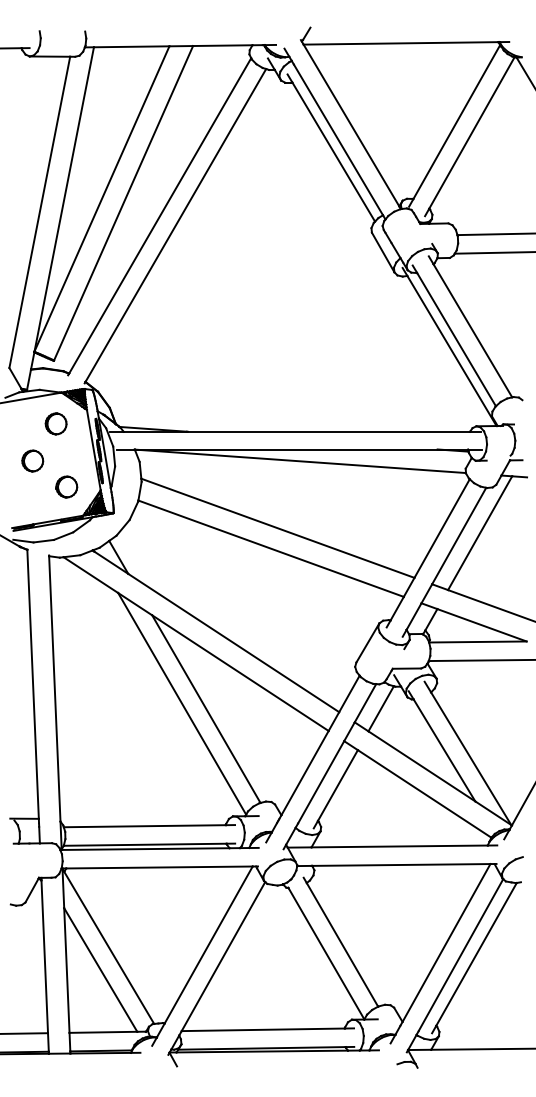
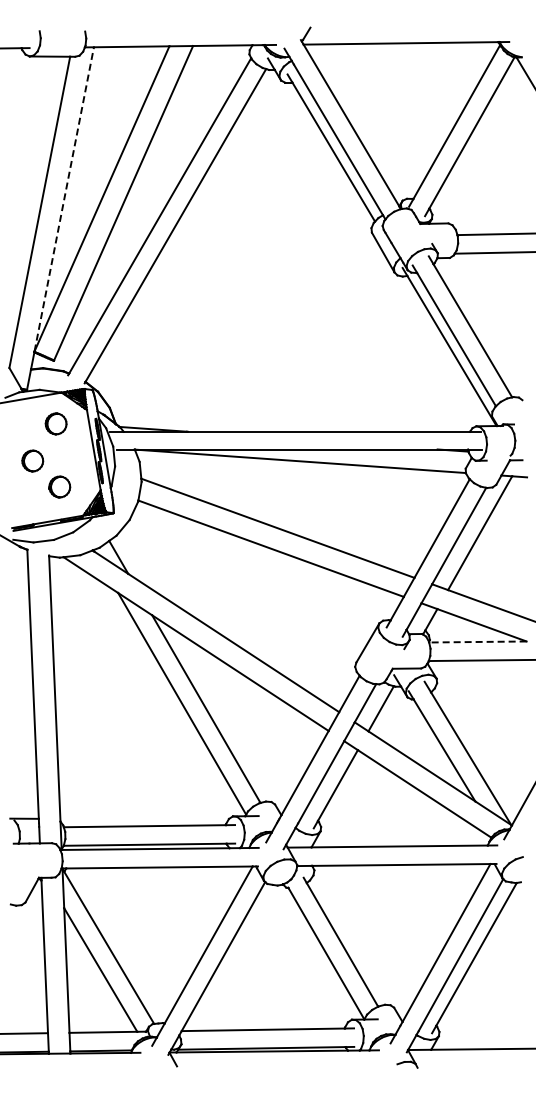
line: solid -> dashed (64, 199)
part position: (66, 486) -> (59, 486) (59, 486)
line: solid -> dashed (477, 641)
